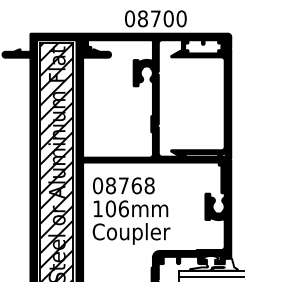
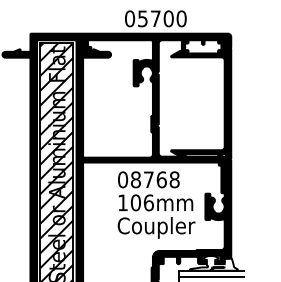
text: 08700 -> 05700 (142, 18)
text position: (131, 210) -> (156, 204) (156, 204)
